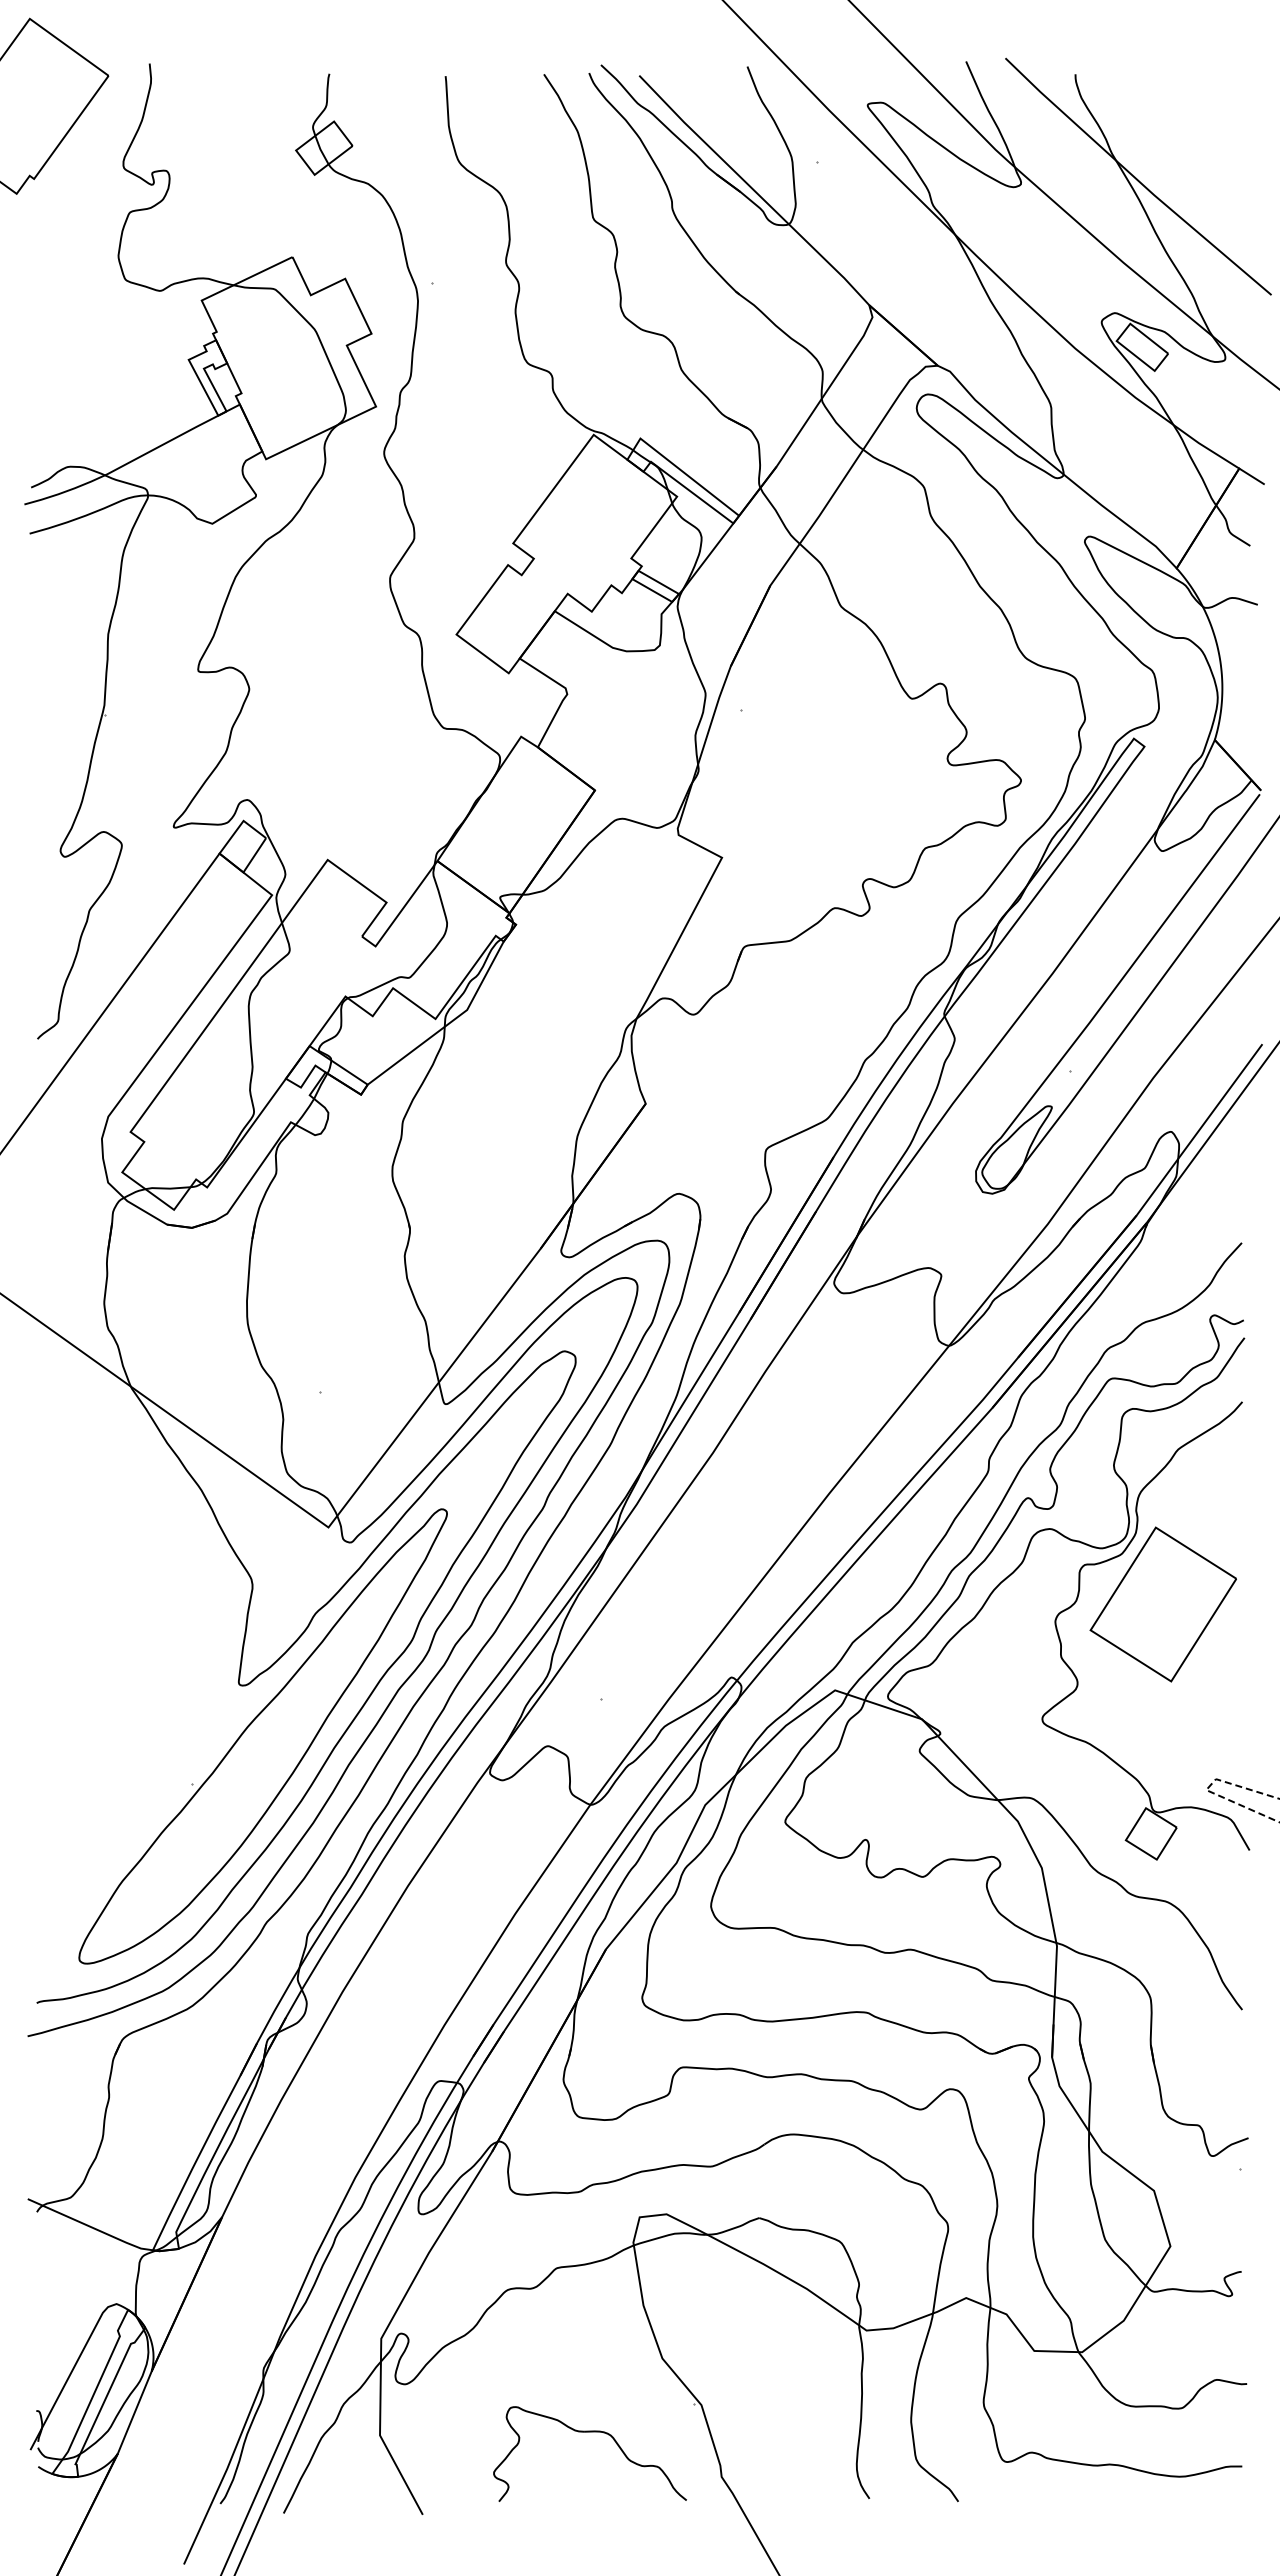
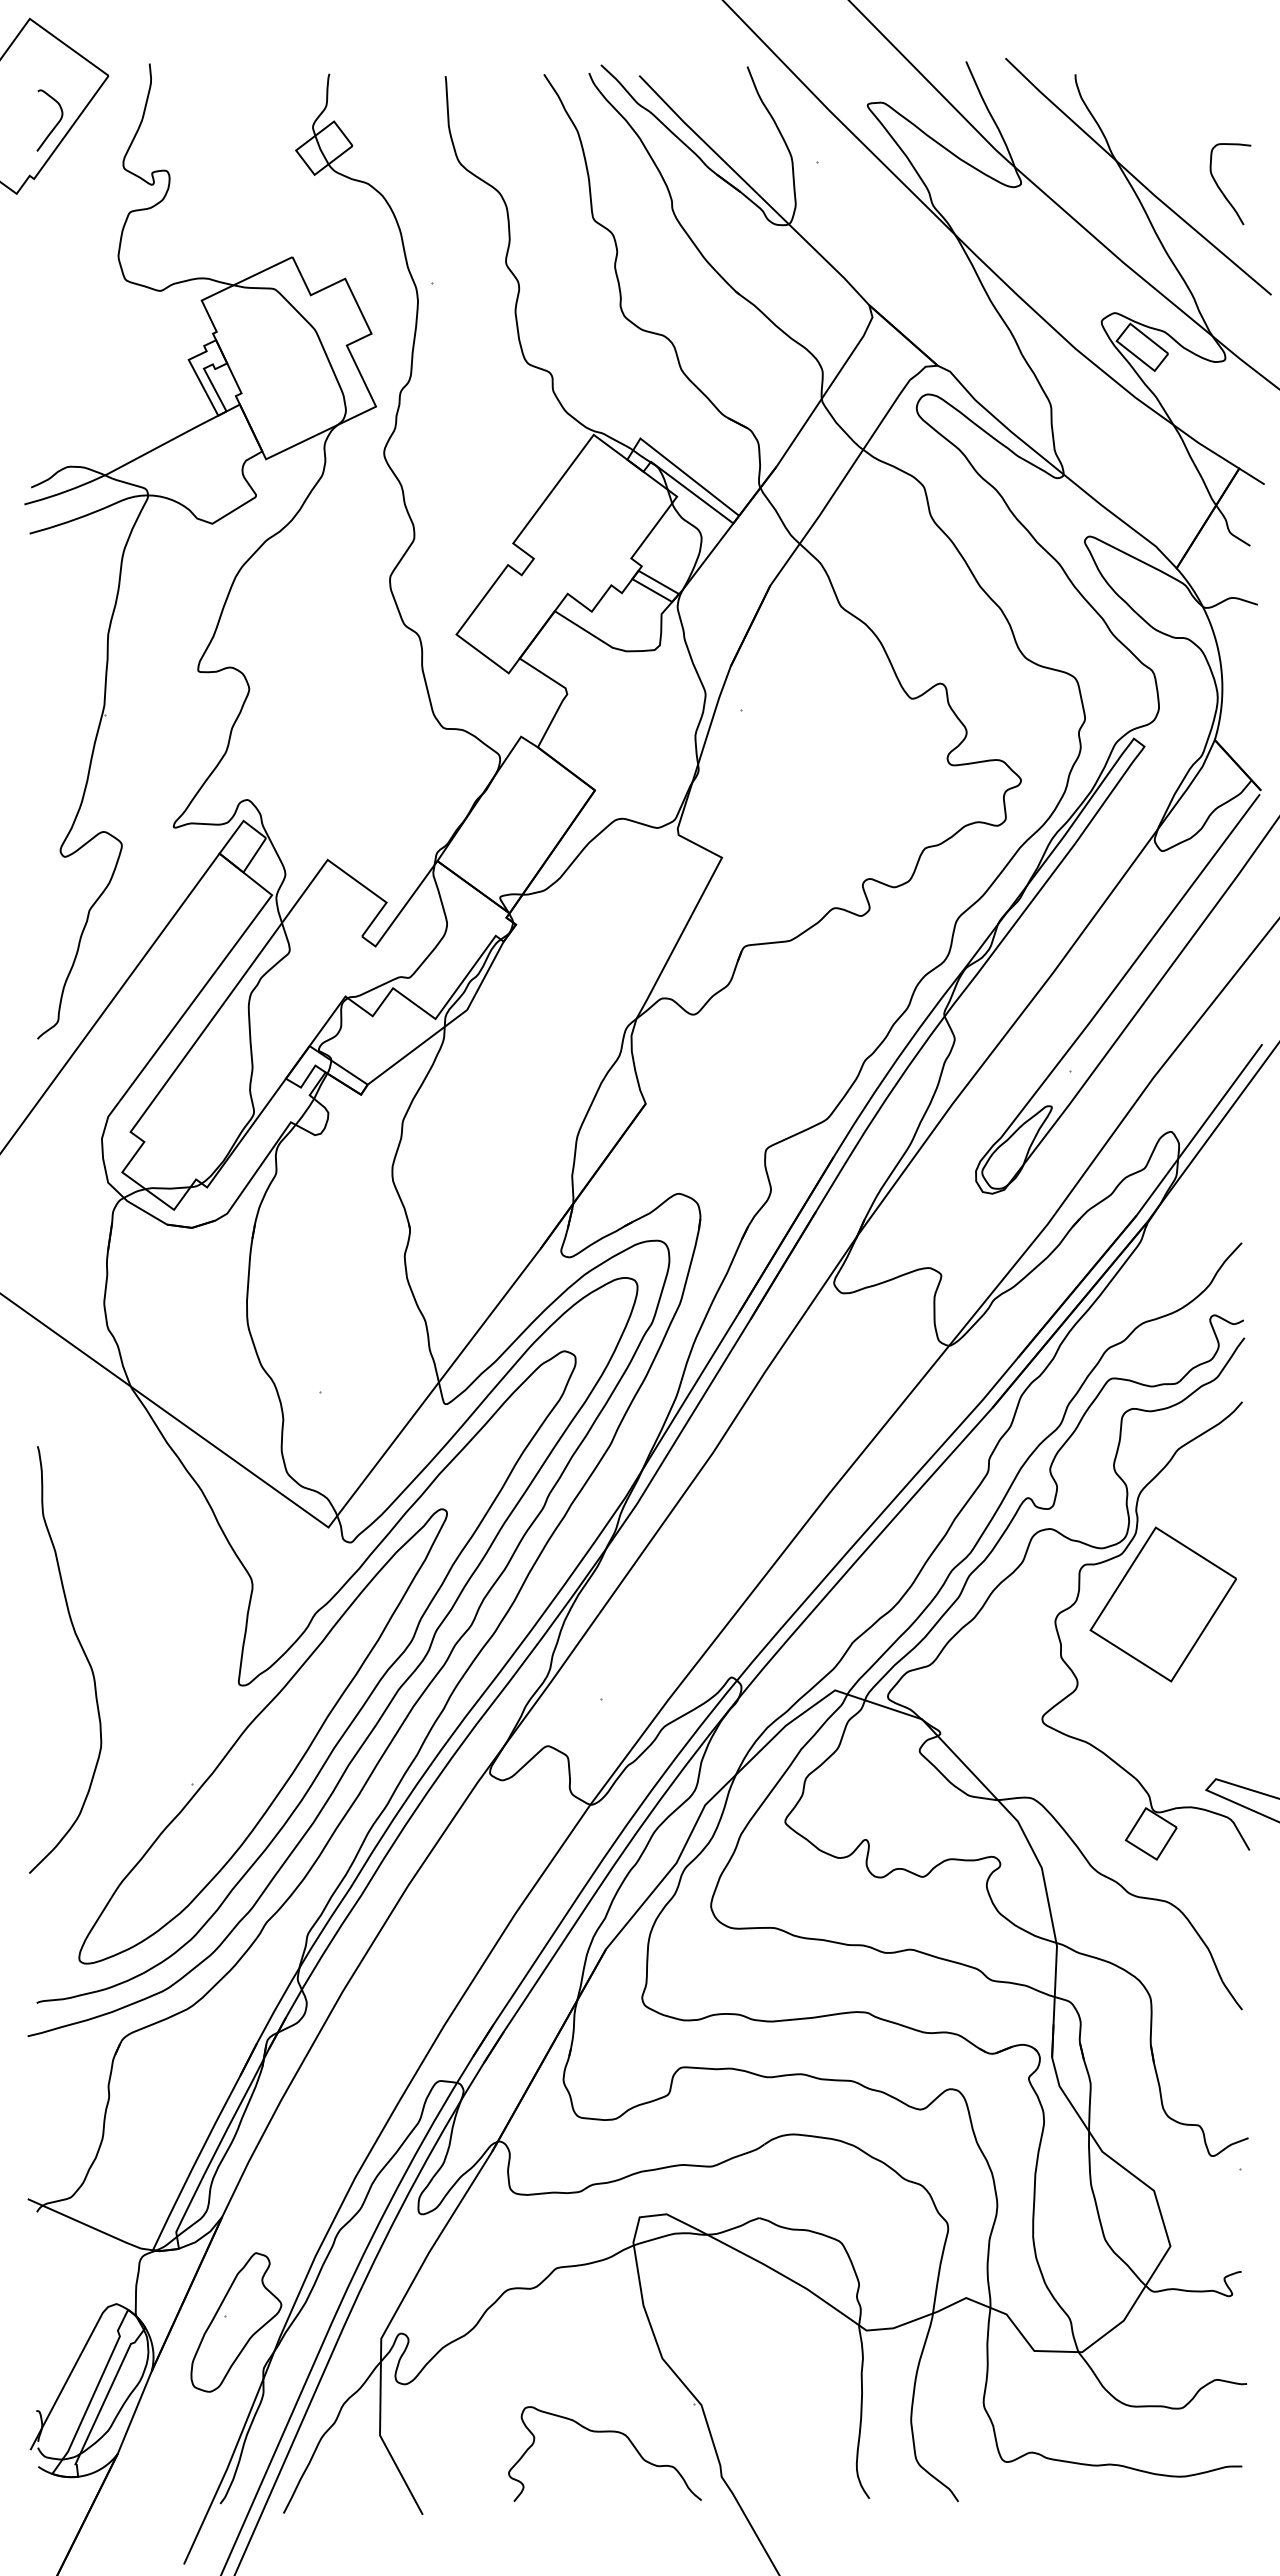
curve: none -> present (55, 124)
curve: none -> present (1221, 189)
curve: none -> present (82, 1651)
line: dashed -> solid (1206, 1789)
part: none -> present (236, 2322)
part position: (589, 2432) -> (604, 2432) (604, 2432)
